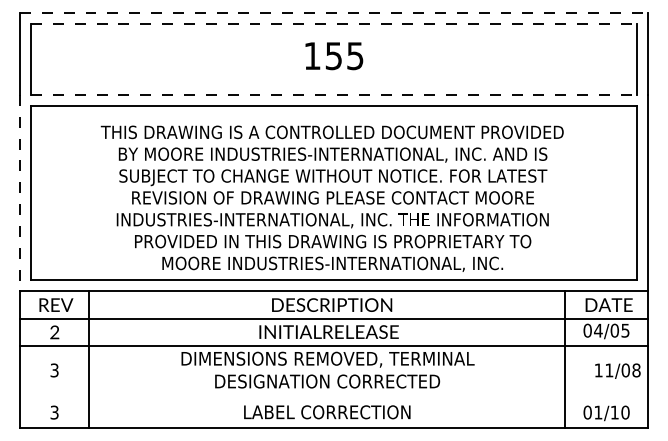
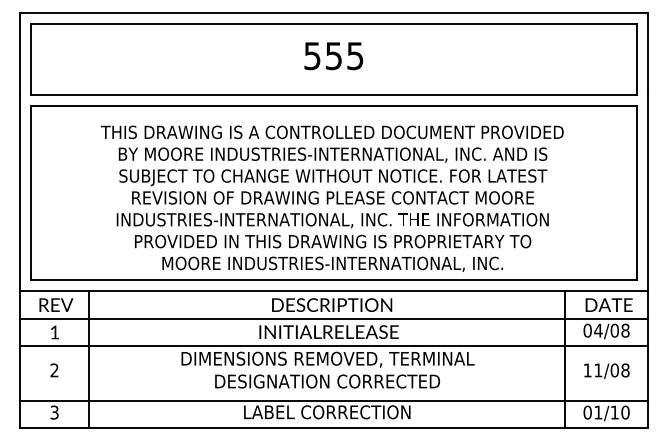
line: dashed -> solid (333, 13)
line: dashed -> solid (333, 24)
text: 155 -> 555 (312, 56)
line: dashed -> solid (333, 94)
line: dashed -> solid (20, 193)
text: 04/05 -> 04/08 (625, 330)
text: 2 -> 1 (54, 332)
text: 3 -> 2 (54, 370)
text position: (617, 370) -> (606, 370) (606, 370)
line: none -> present (333, 400)
